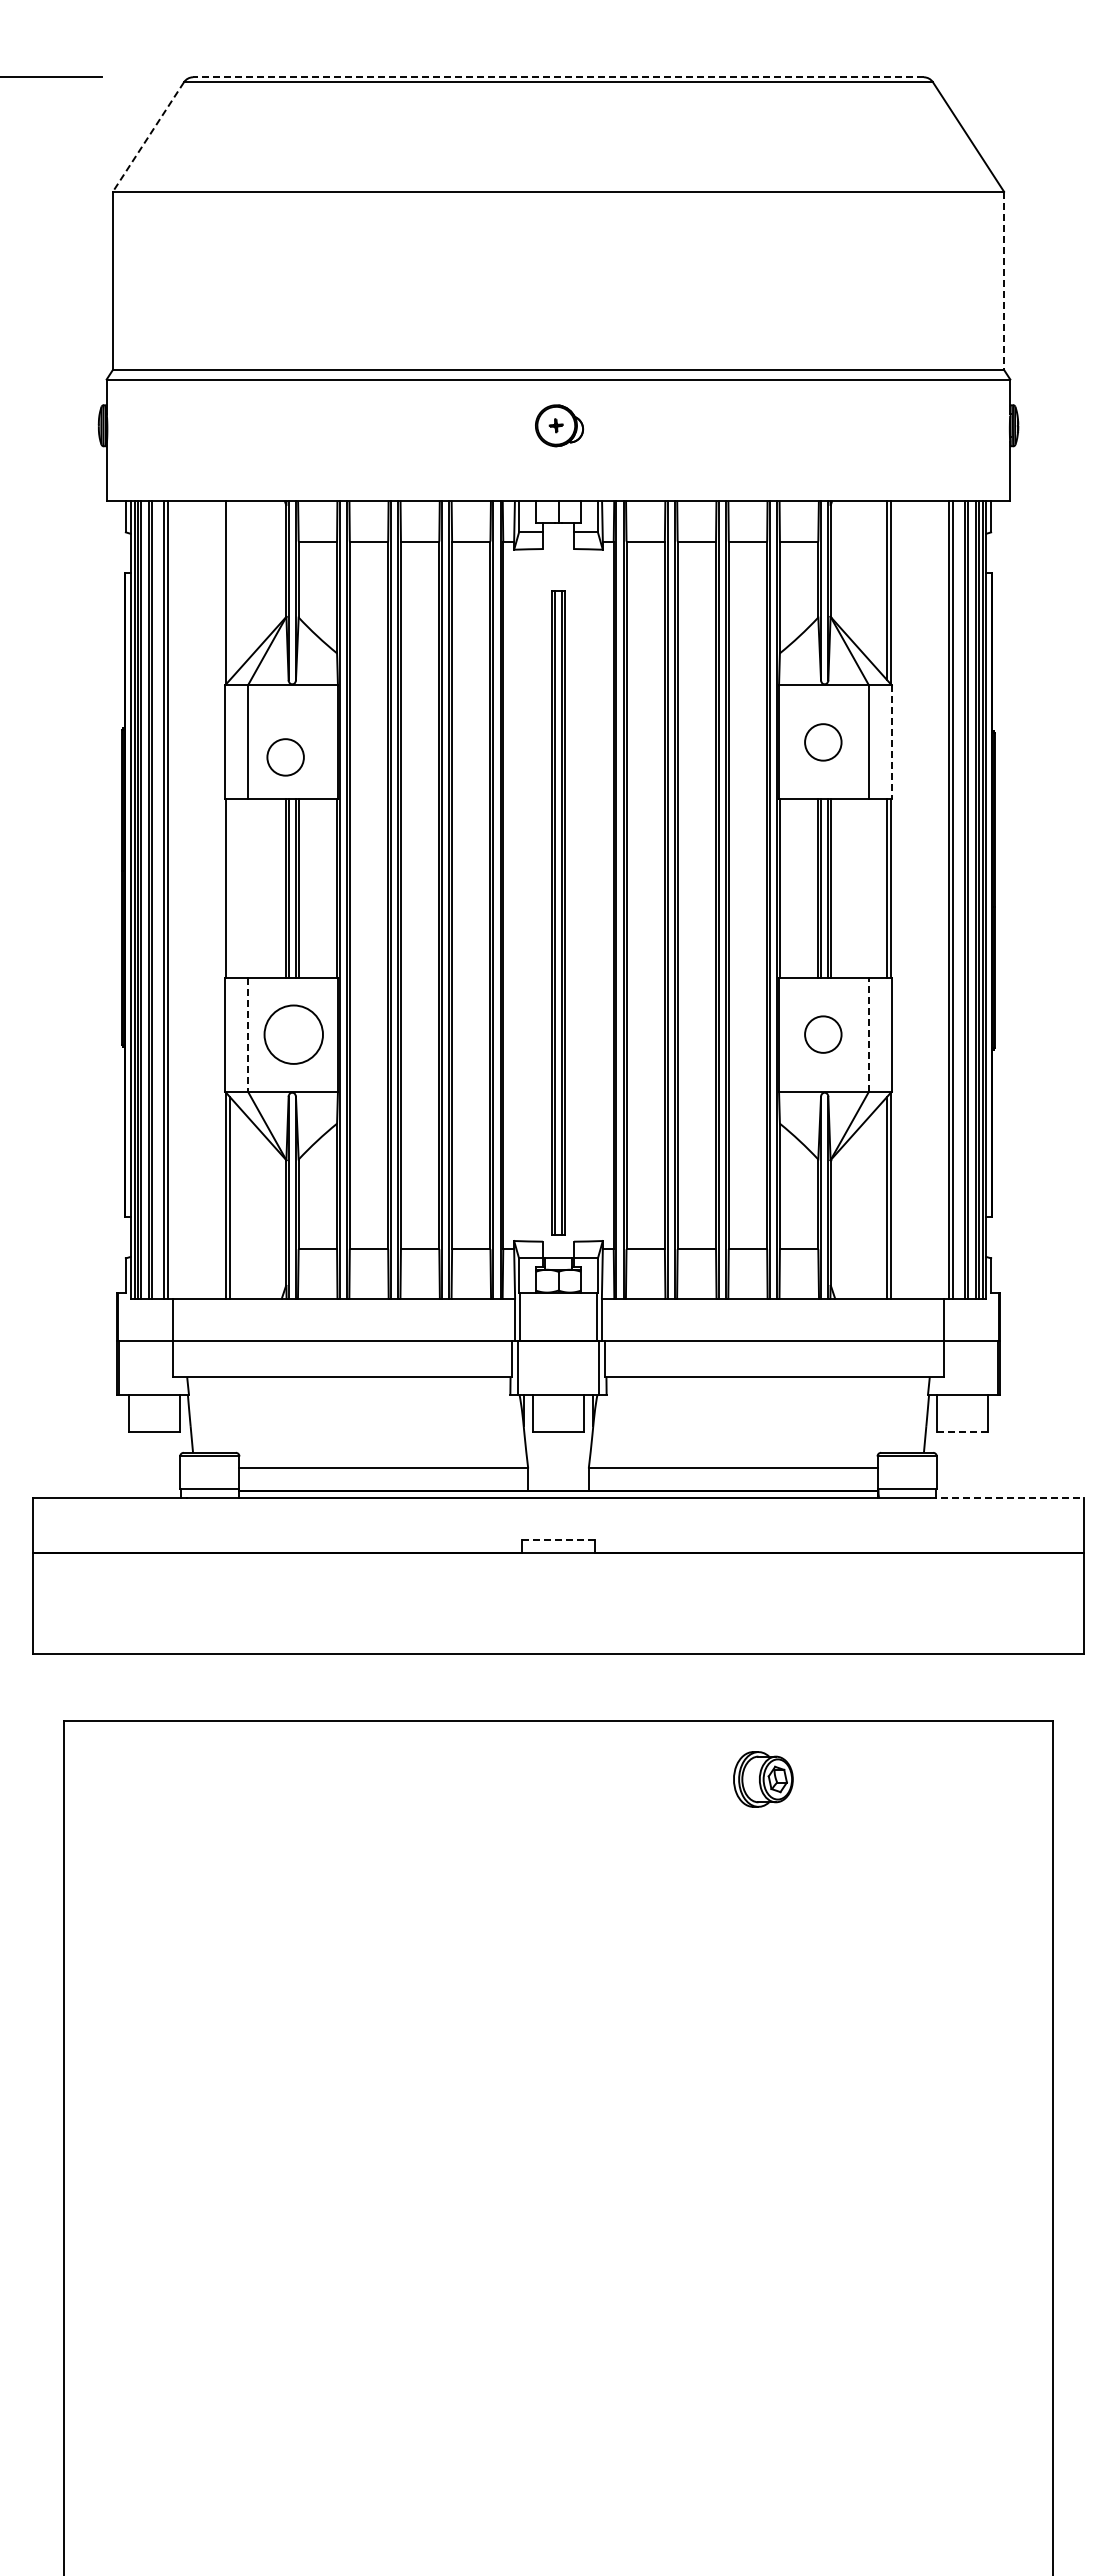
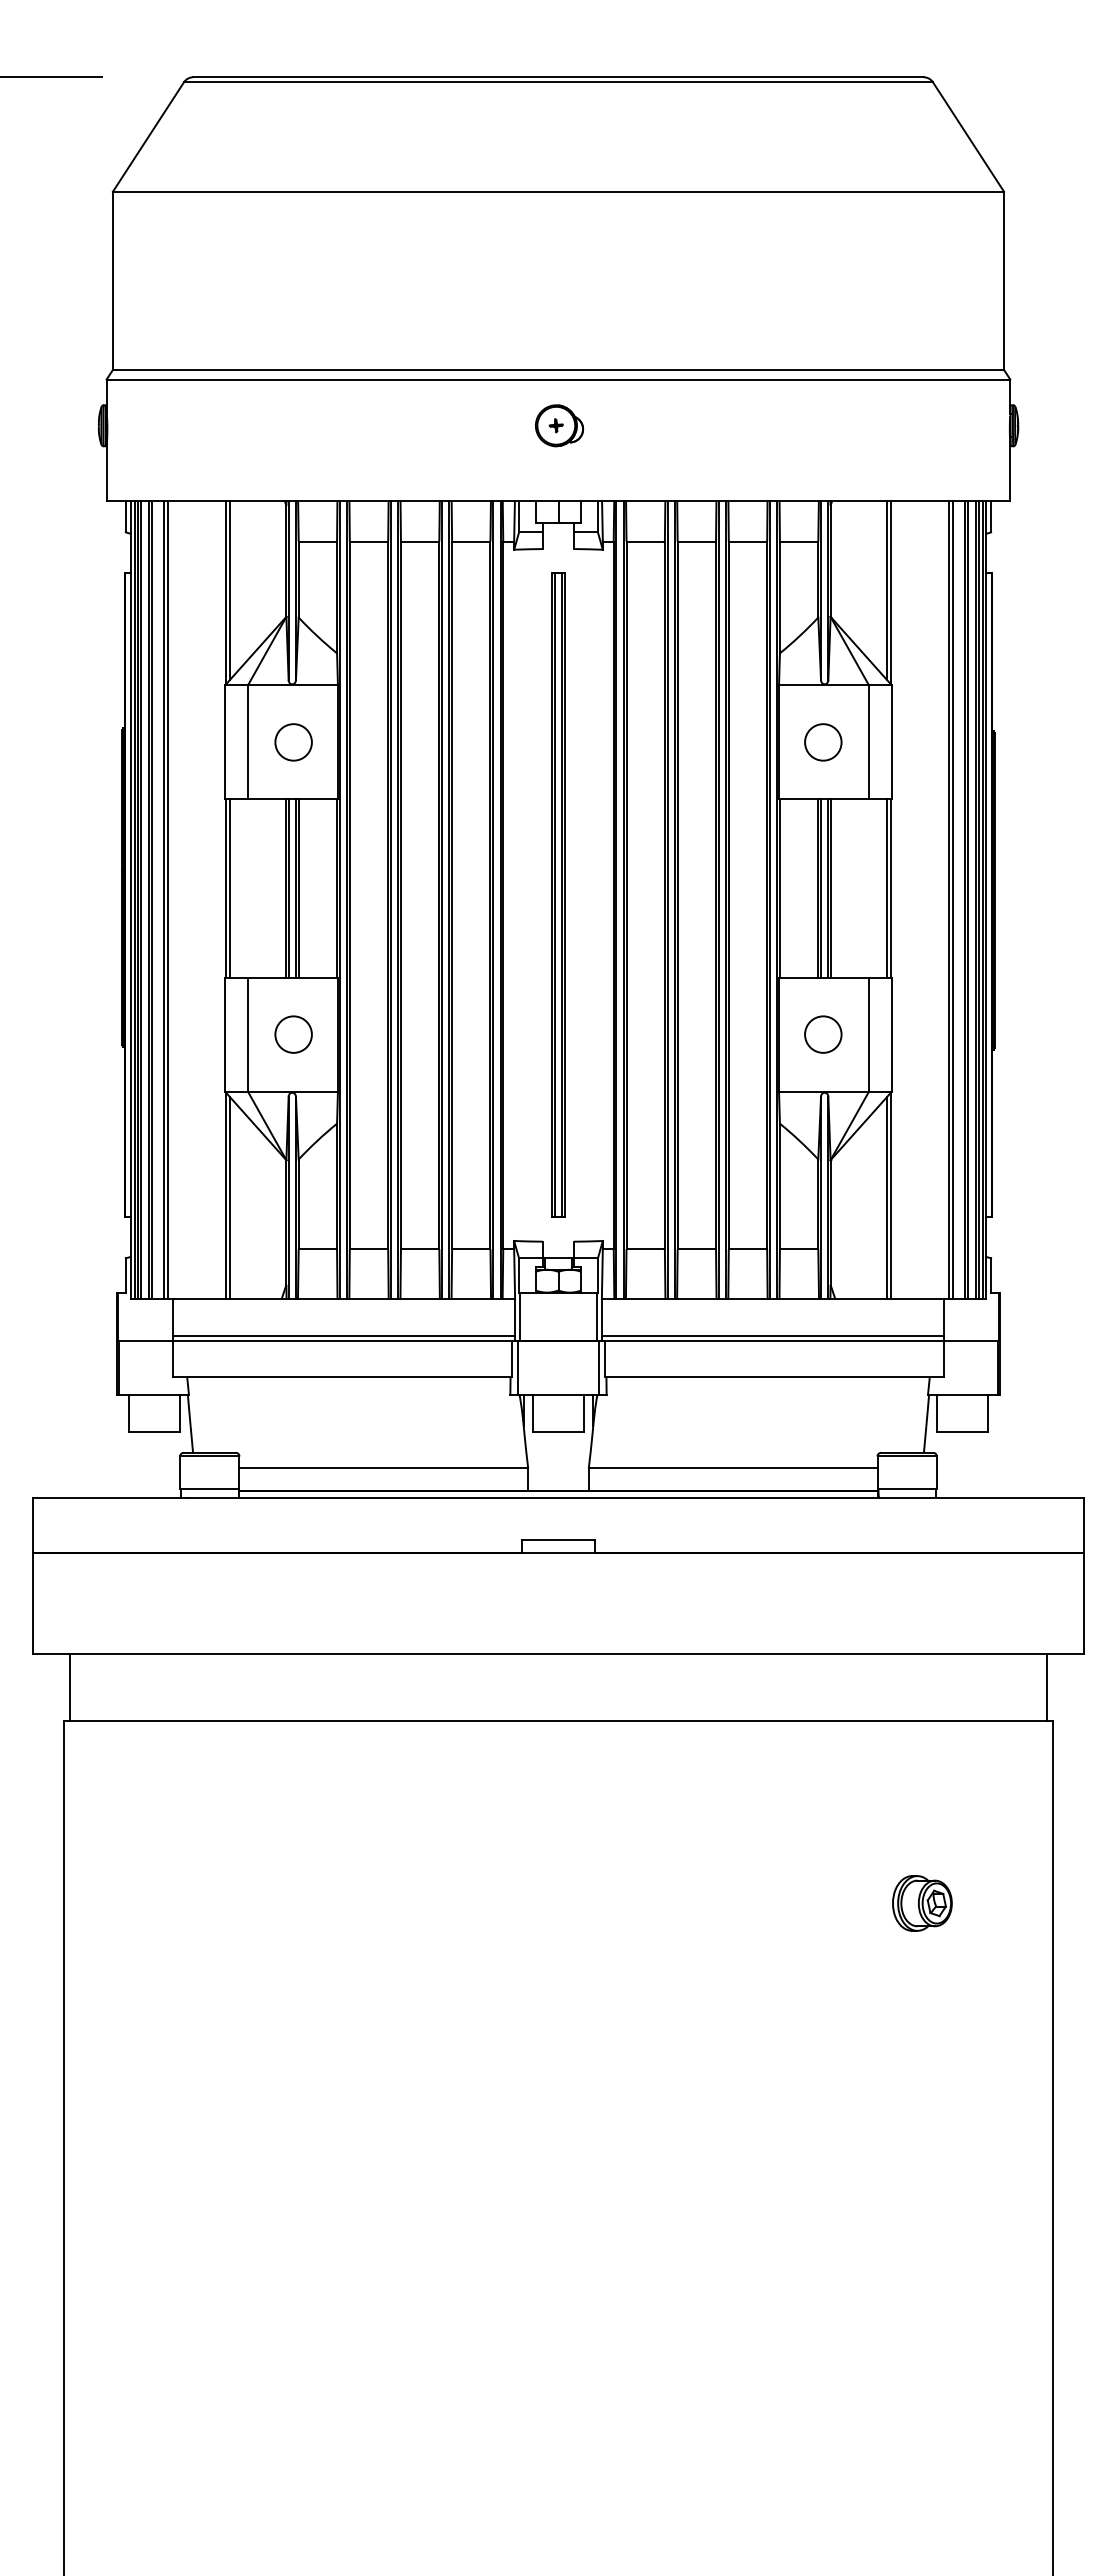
line: dashed -> solid (558, 77)
line: dashed -> solid (148, 137)
line: dashed -> solid (1004, 281)
line: none -> present (229, 590)
line: dashed -> solid (891, 742)
circle position: (285, 757) -> (293, 742) (293, 742)
line: none -> present (229, 888)
part position: (558, 912) -> (558, 894) (558, 894)
circle size: 61x61 px -> 39x39 px (293, 1034)
line: dashed -> solid (868, 1034)
line: dashed -> solid (248, 1035)
line: none -> present (343, 1335)
line: none -> present (772, 1335)
line: dashed -> solid (962, 1431)
line: dashed -> solid (1006, 1498)
line: dashed -> solid (558, 1539)
line: none -> present (69, 1686)
line: none -> present (1047, 1686)
part position: (763, 1779) -> (922, 1903) (922, 1903)
